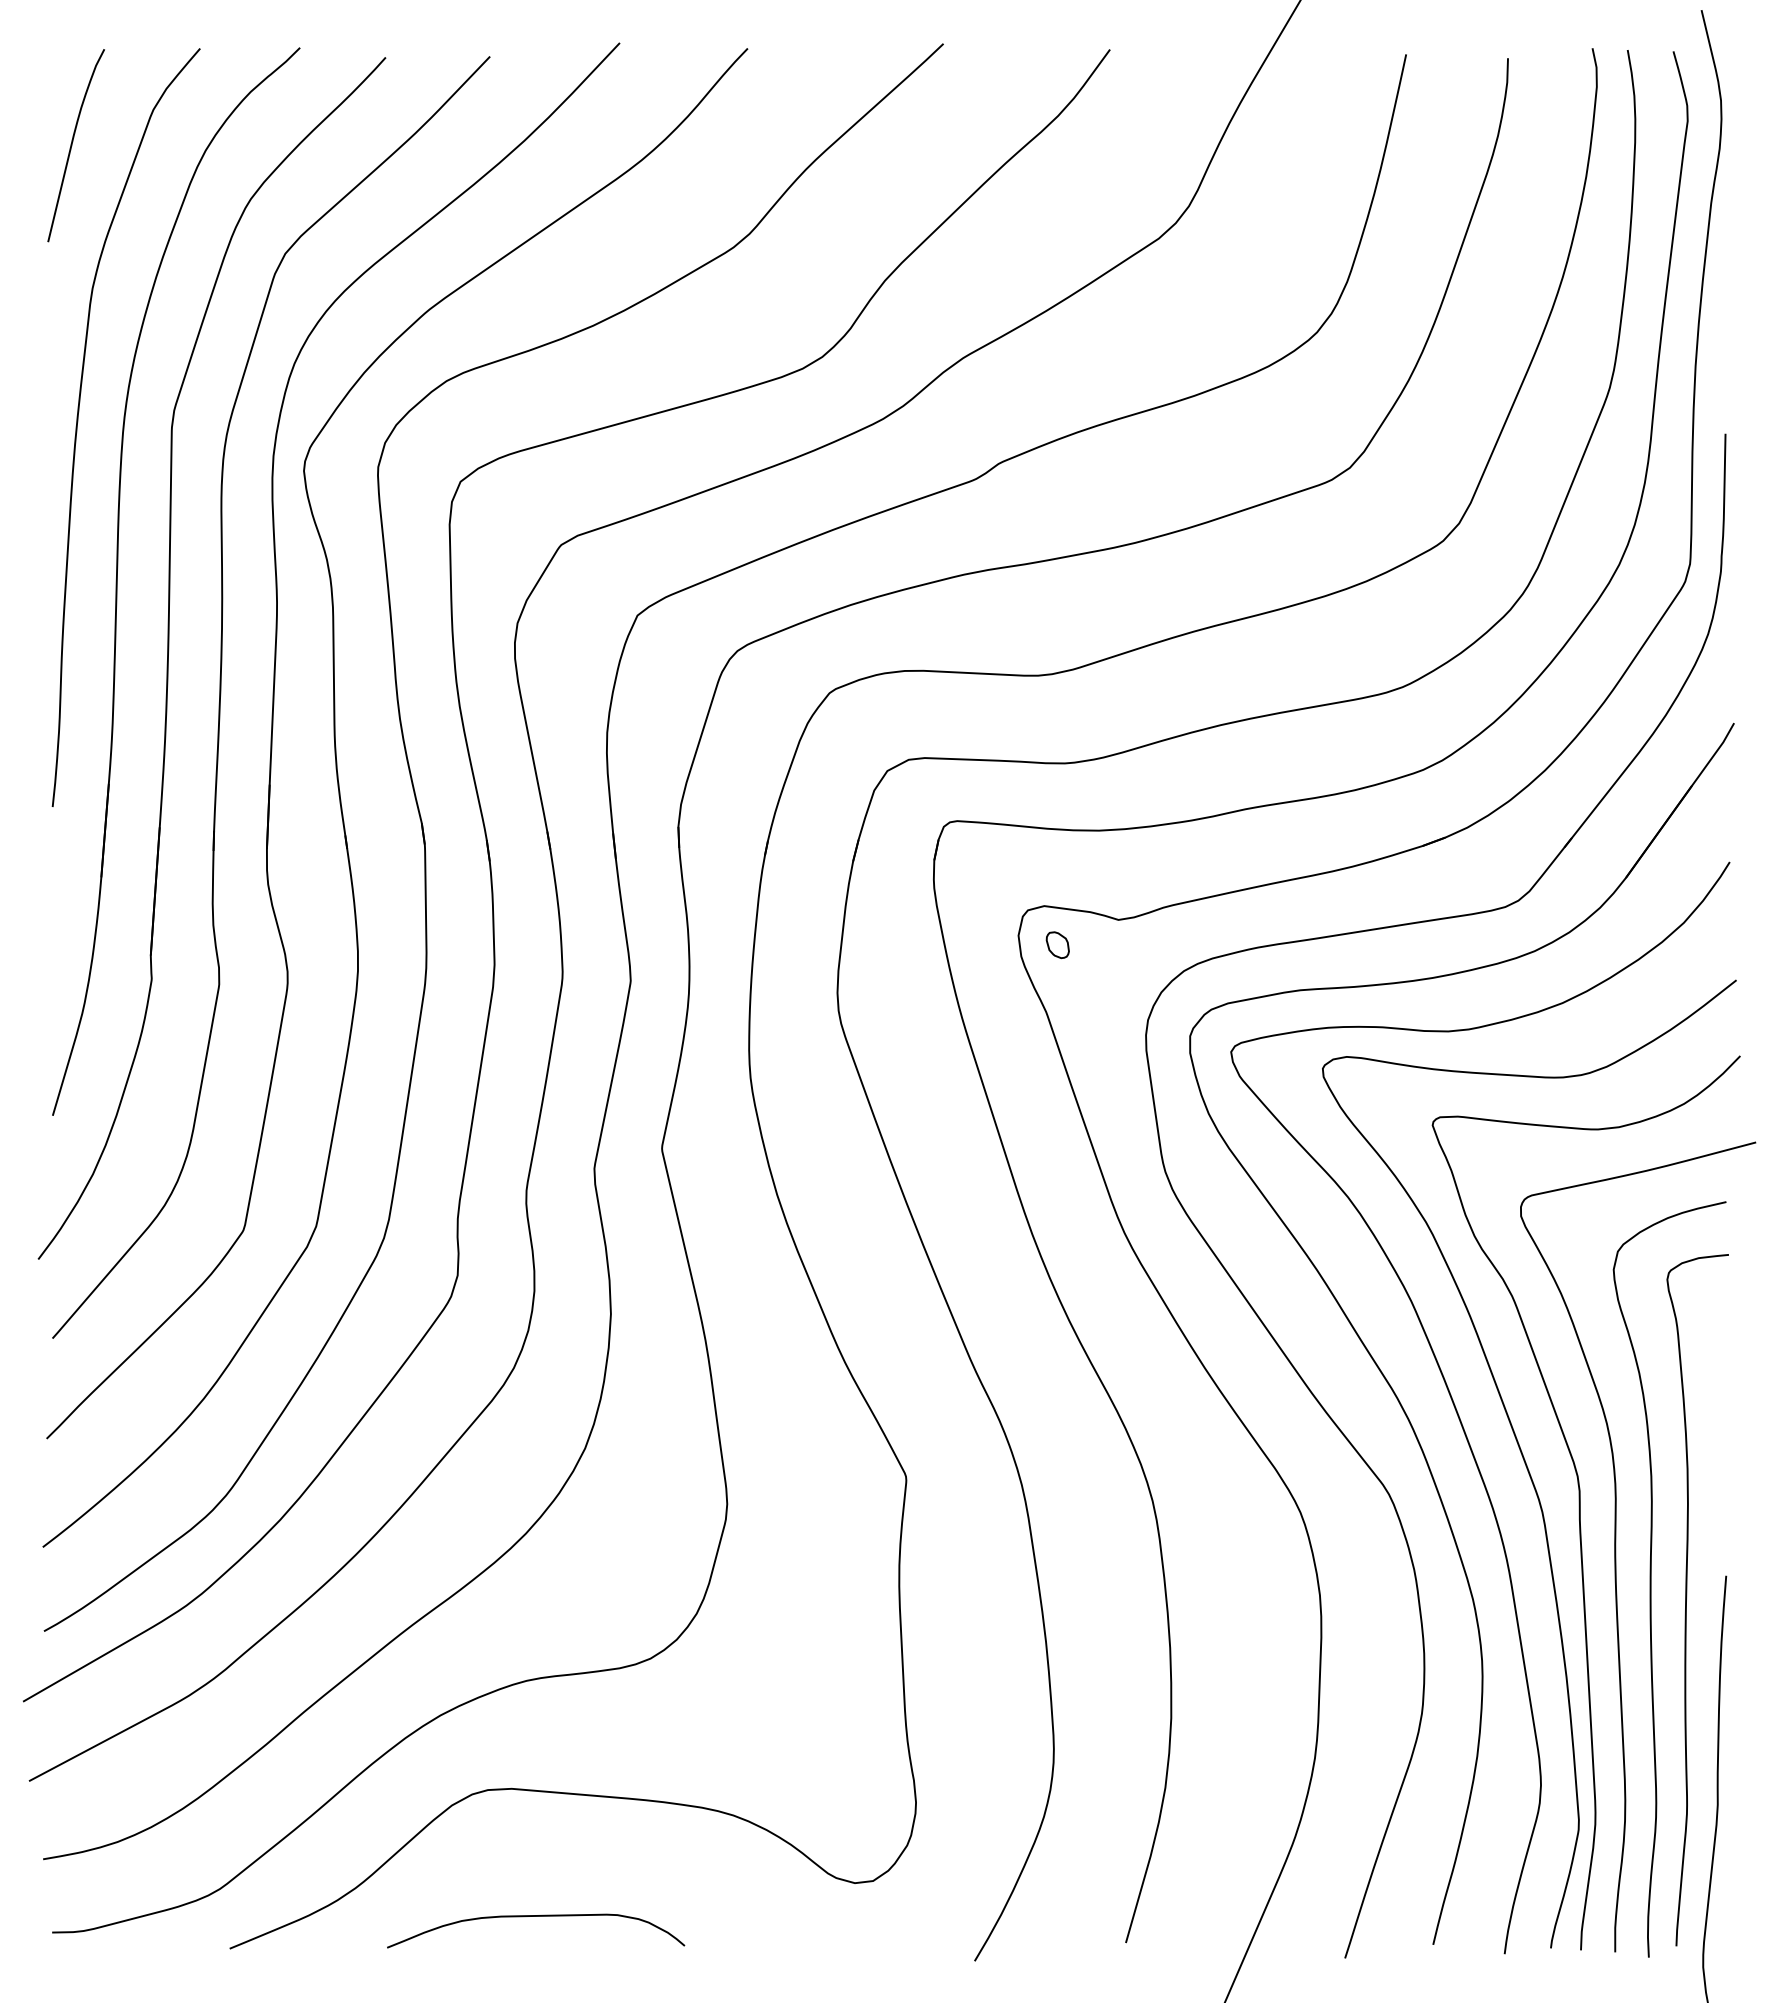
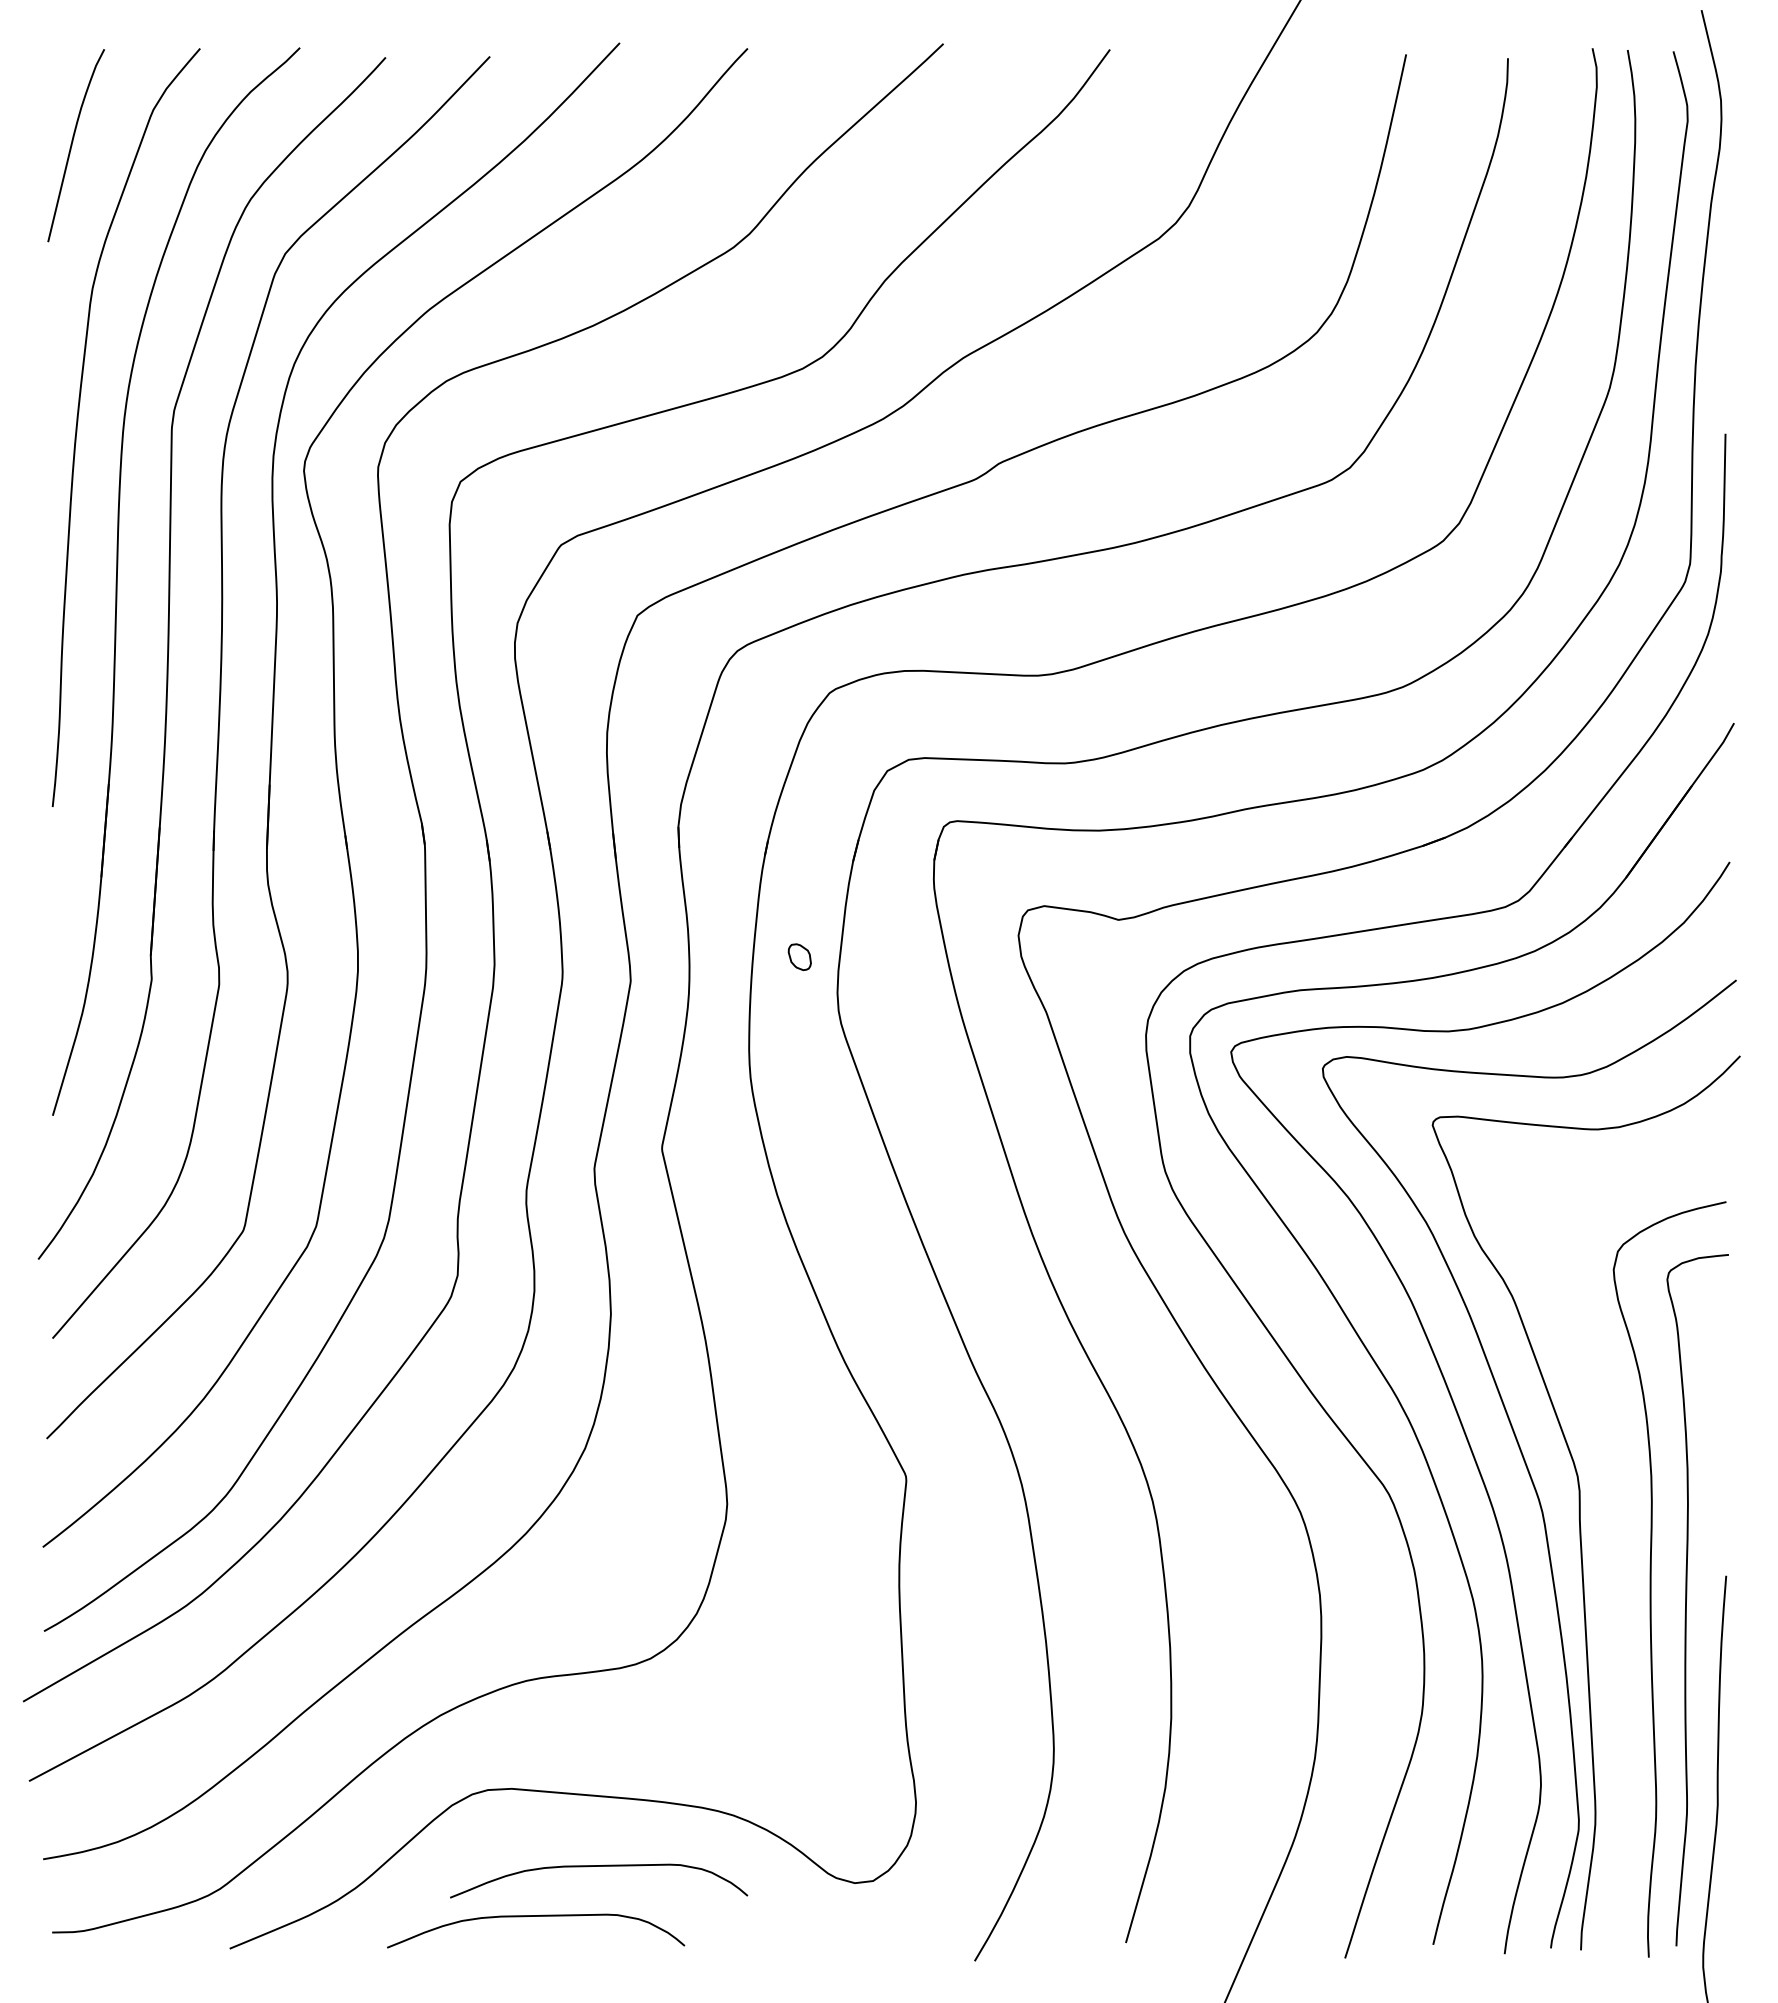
part position: (1057, 945) -> (799, 957) (799, 957)
curve: present -> none (1616, 1546)
curve: none -> present (599, 1866)
